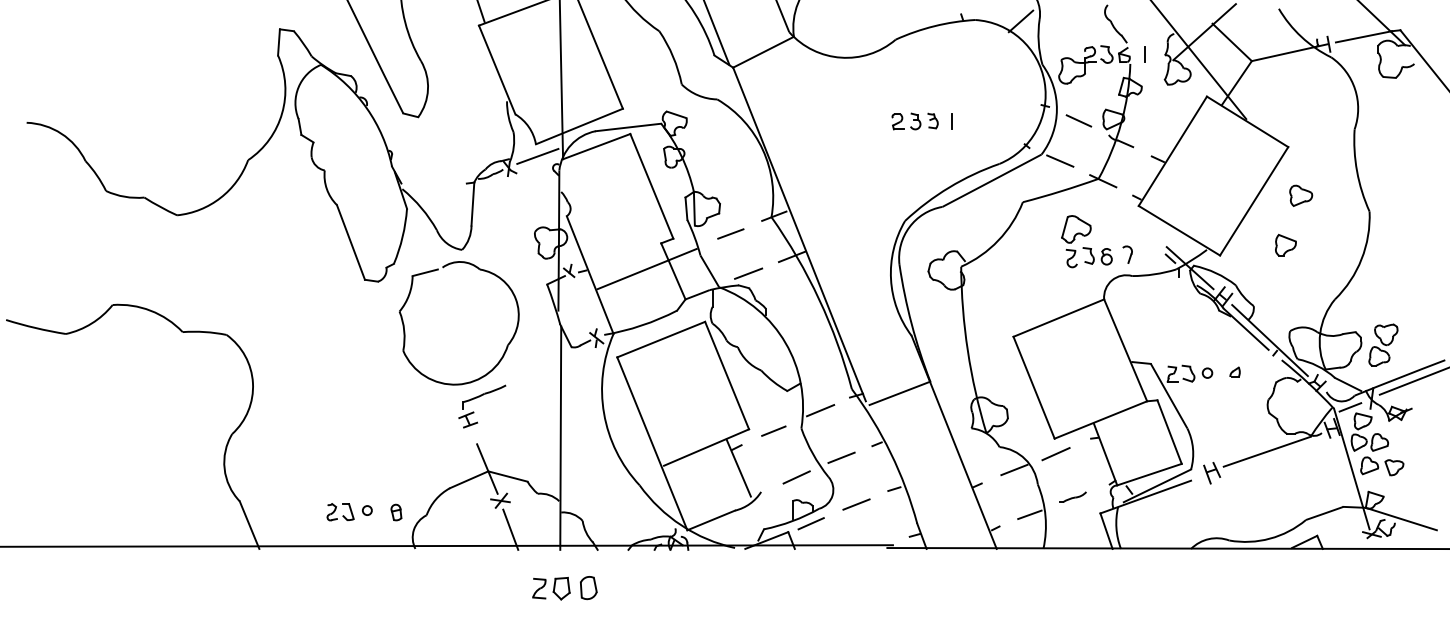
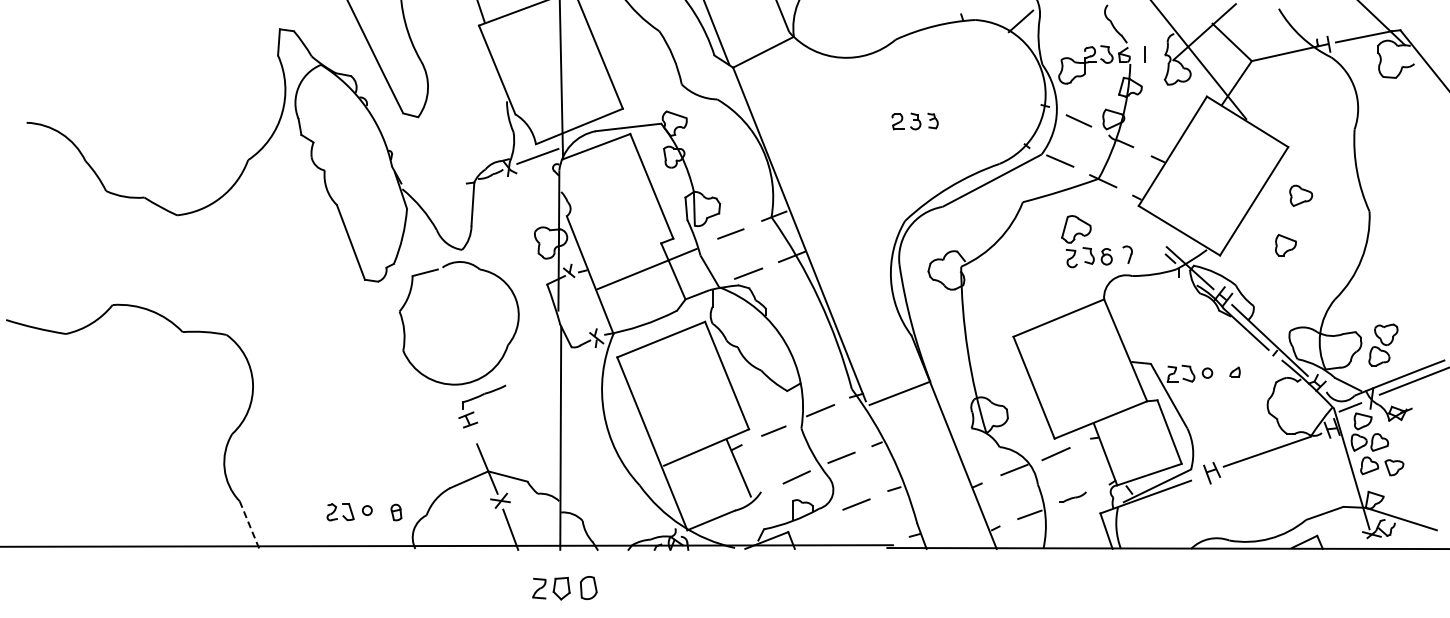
line: present -> none (951, 121)
line: present -> none (810, 523)
line: solid -> dashed (249, 525)
